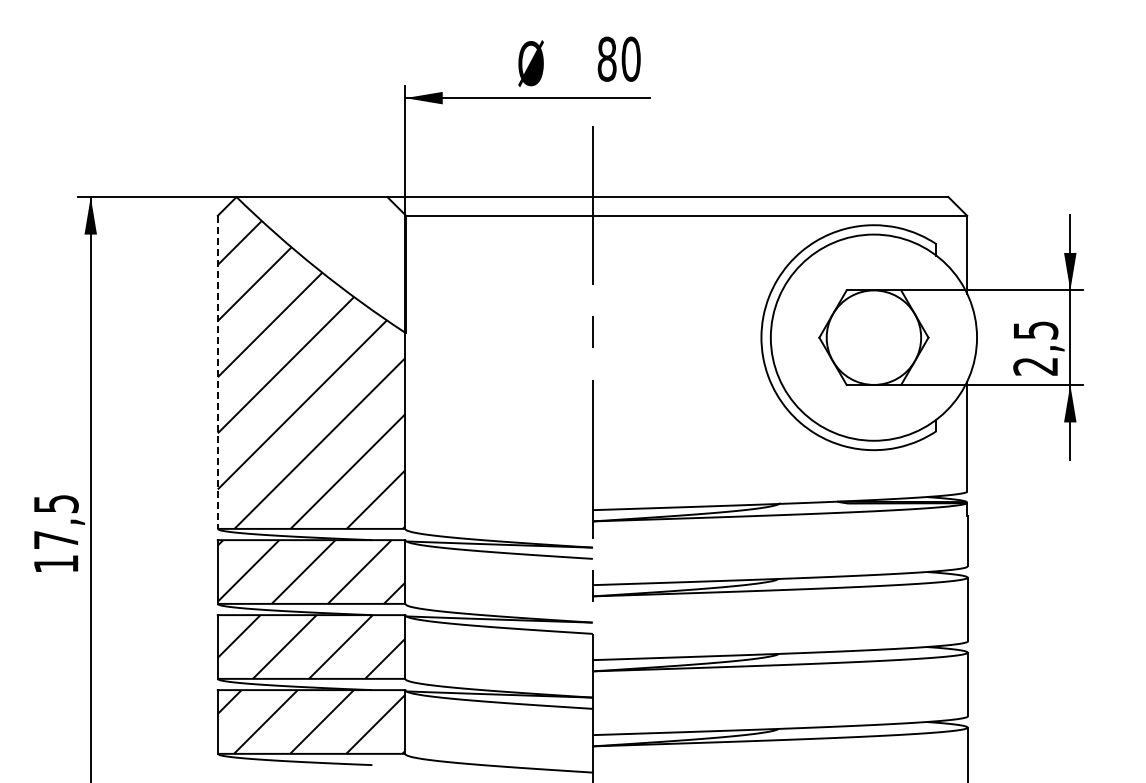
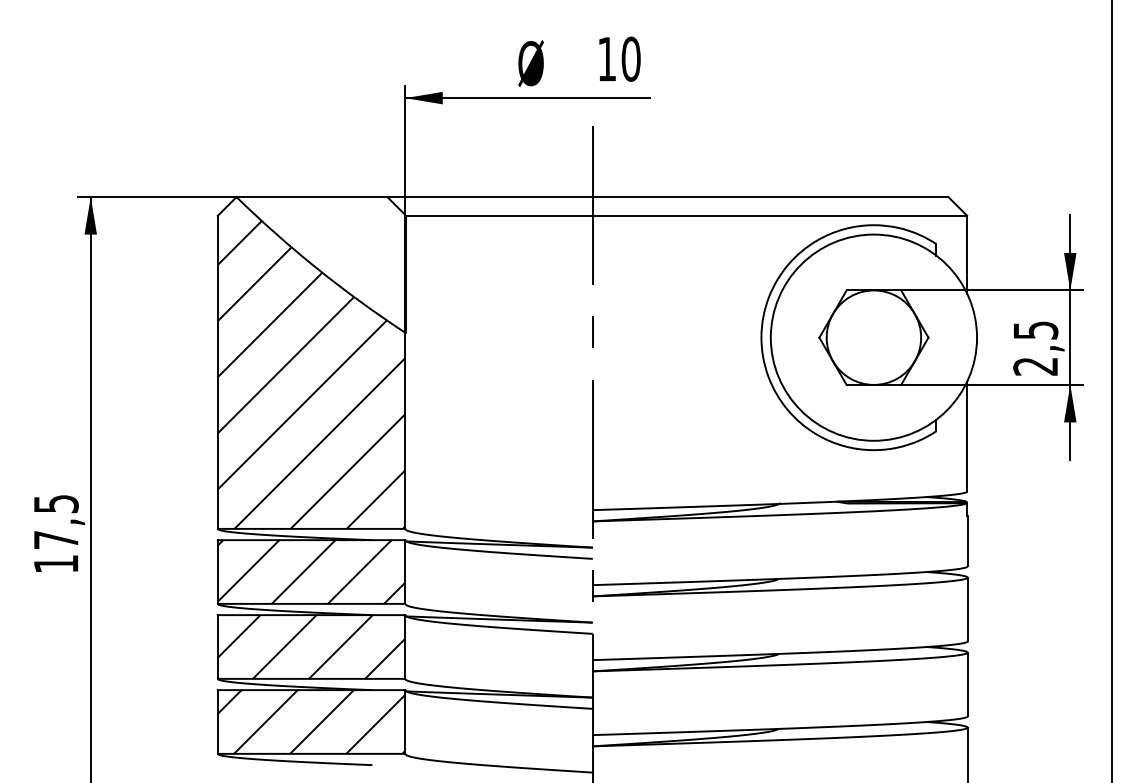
text: 80 -> 10 (606, 58)
line: dashed -> solid (217, 372)
line: none -> present (1111, 390)
